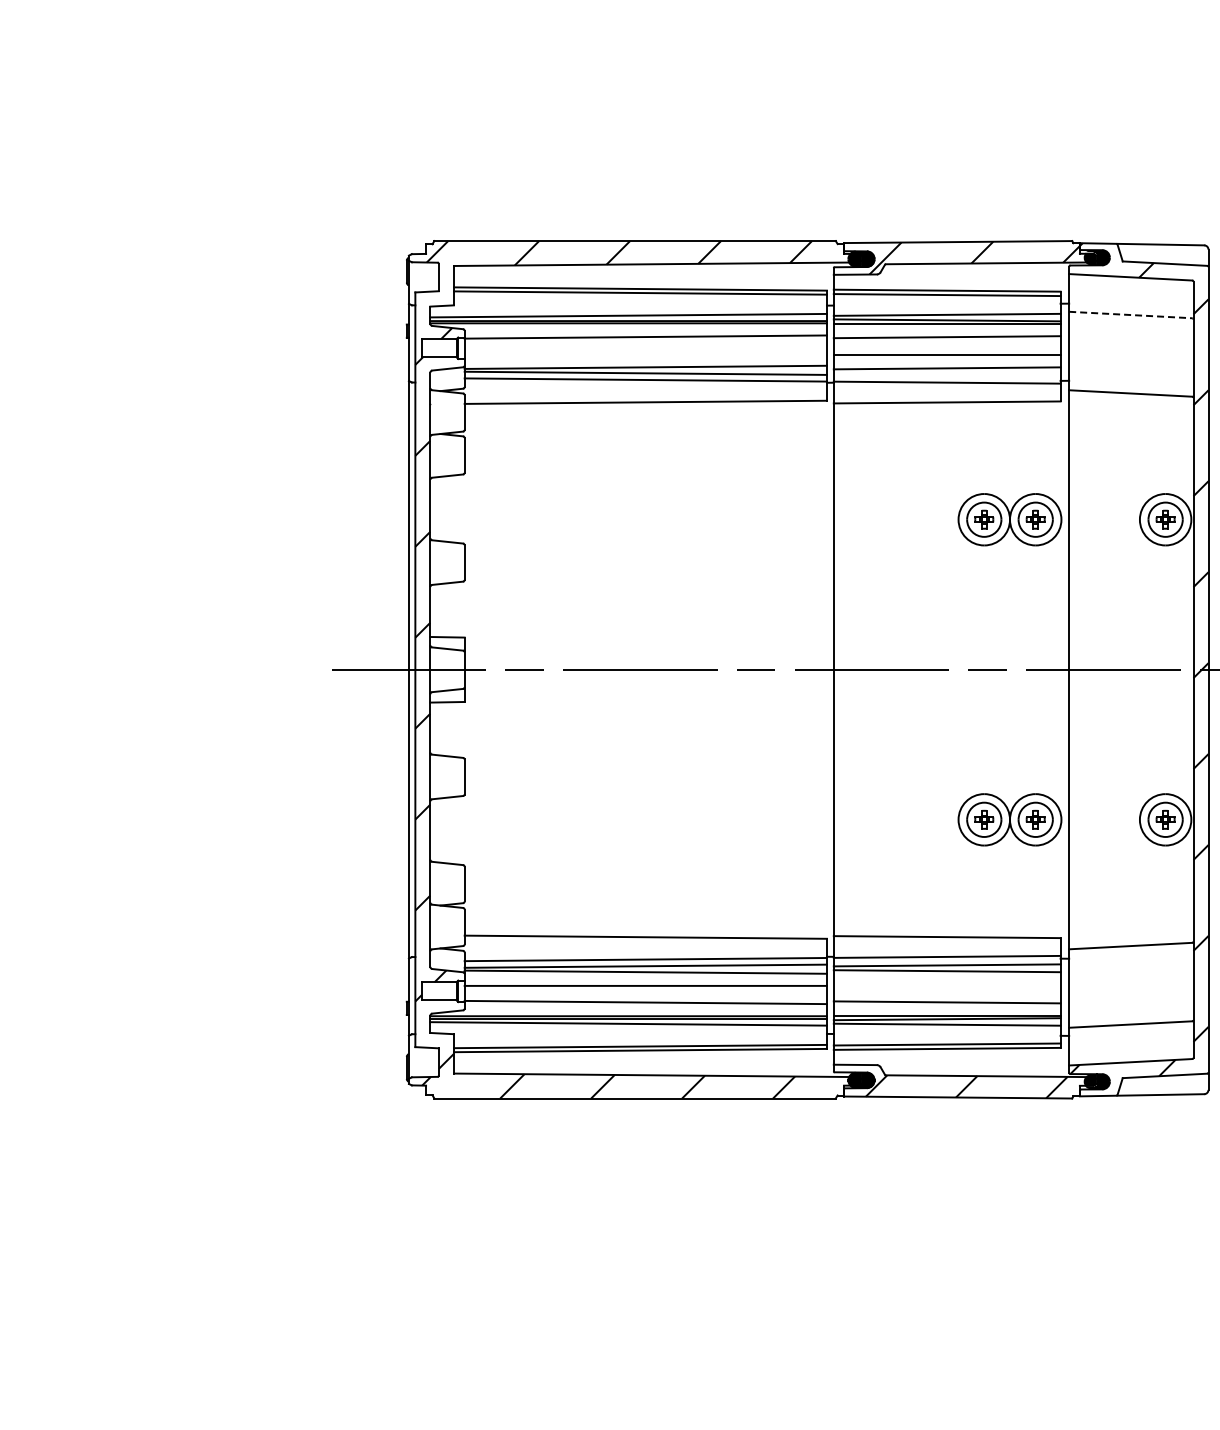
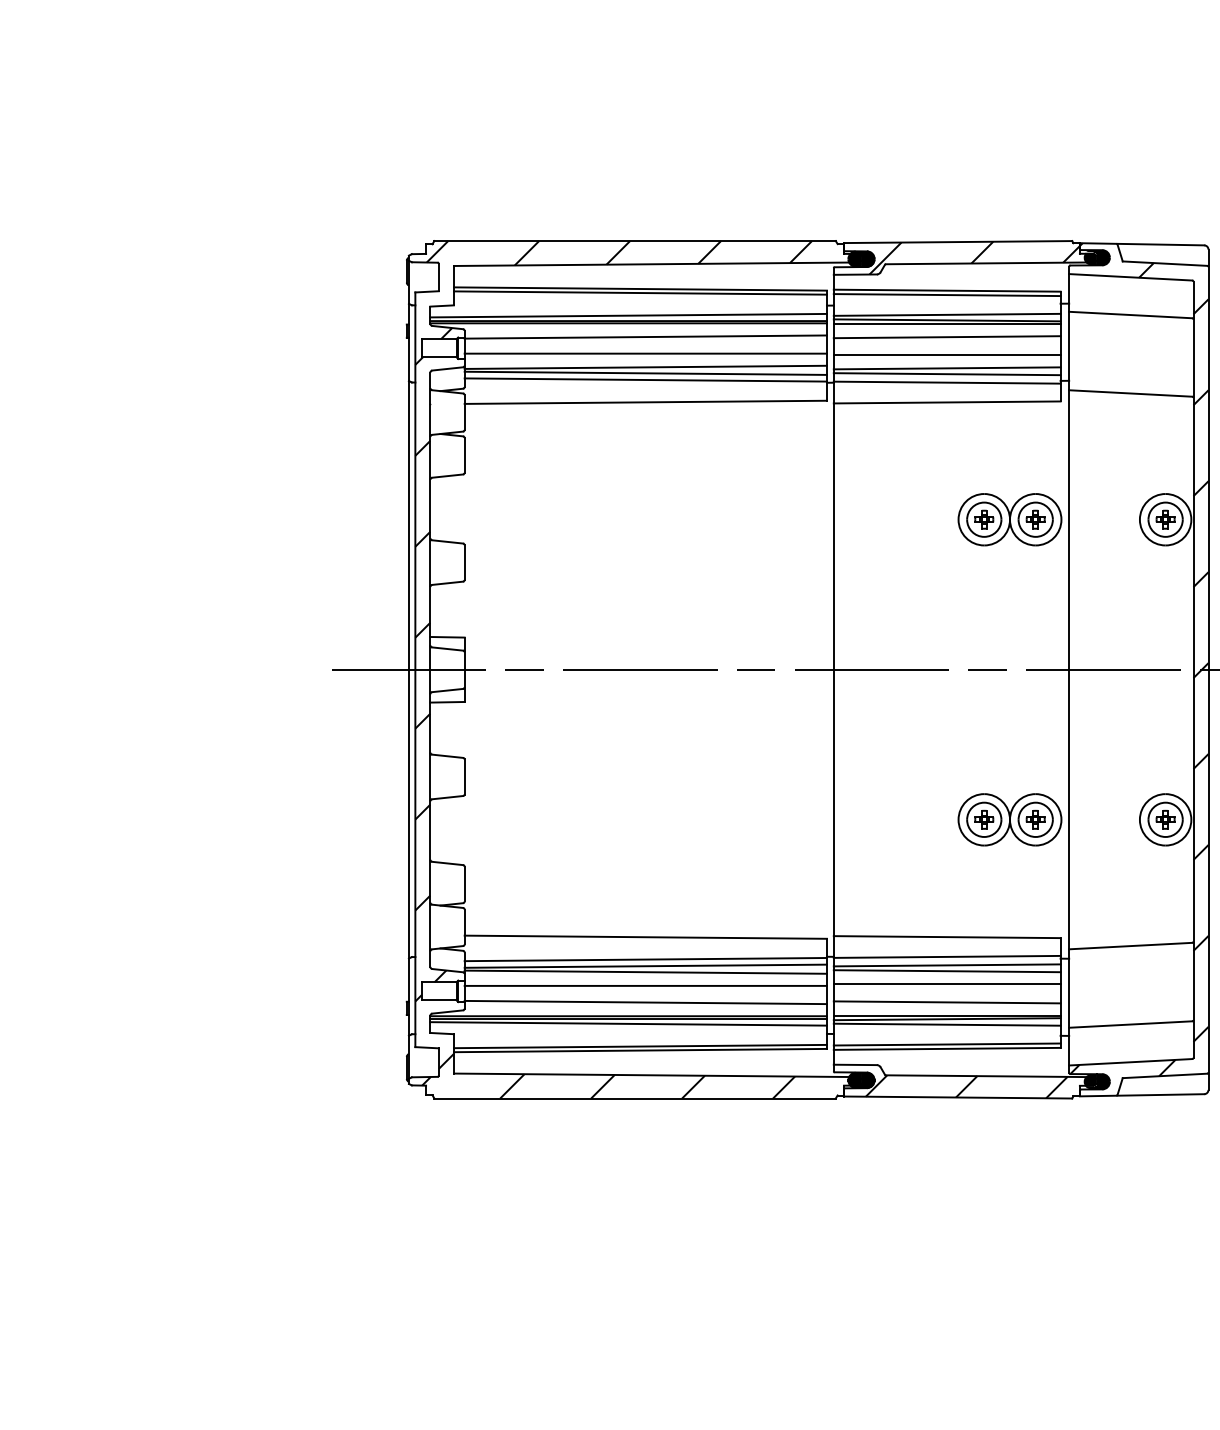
line: dashed -> solid (1130, 315)
line: none -> present (645, 353)
line: none -> present (946, 374)
line: none -> present (946, 984)
